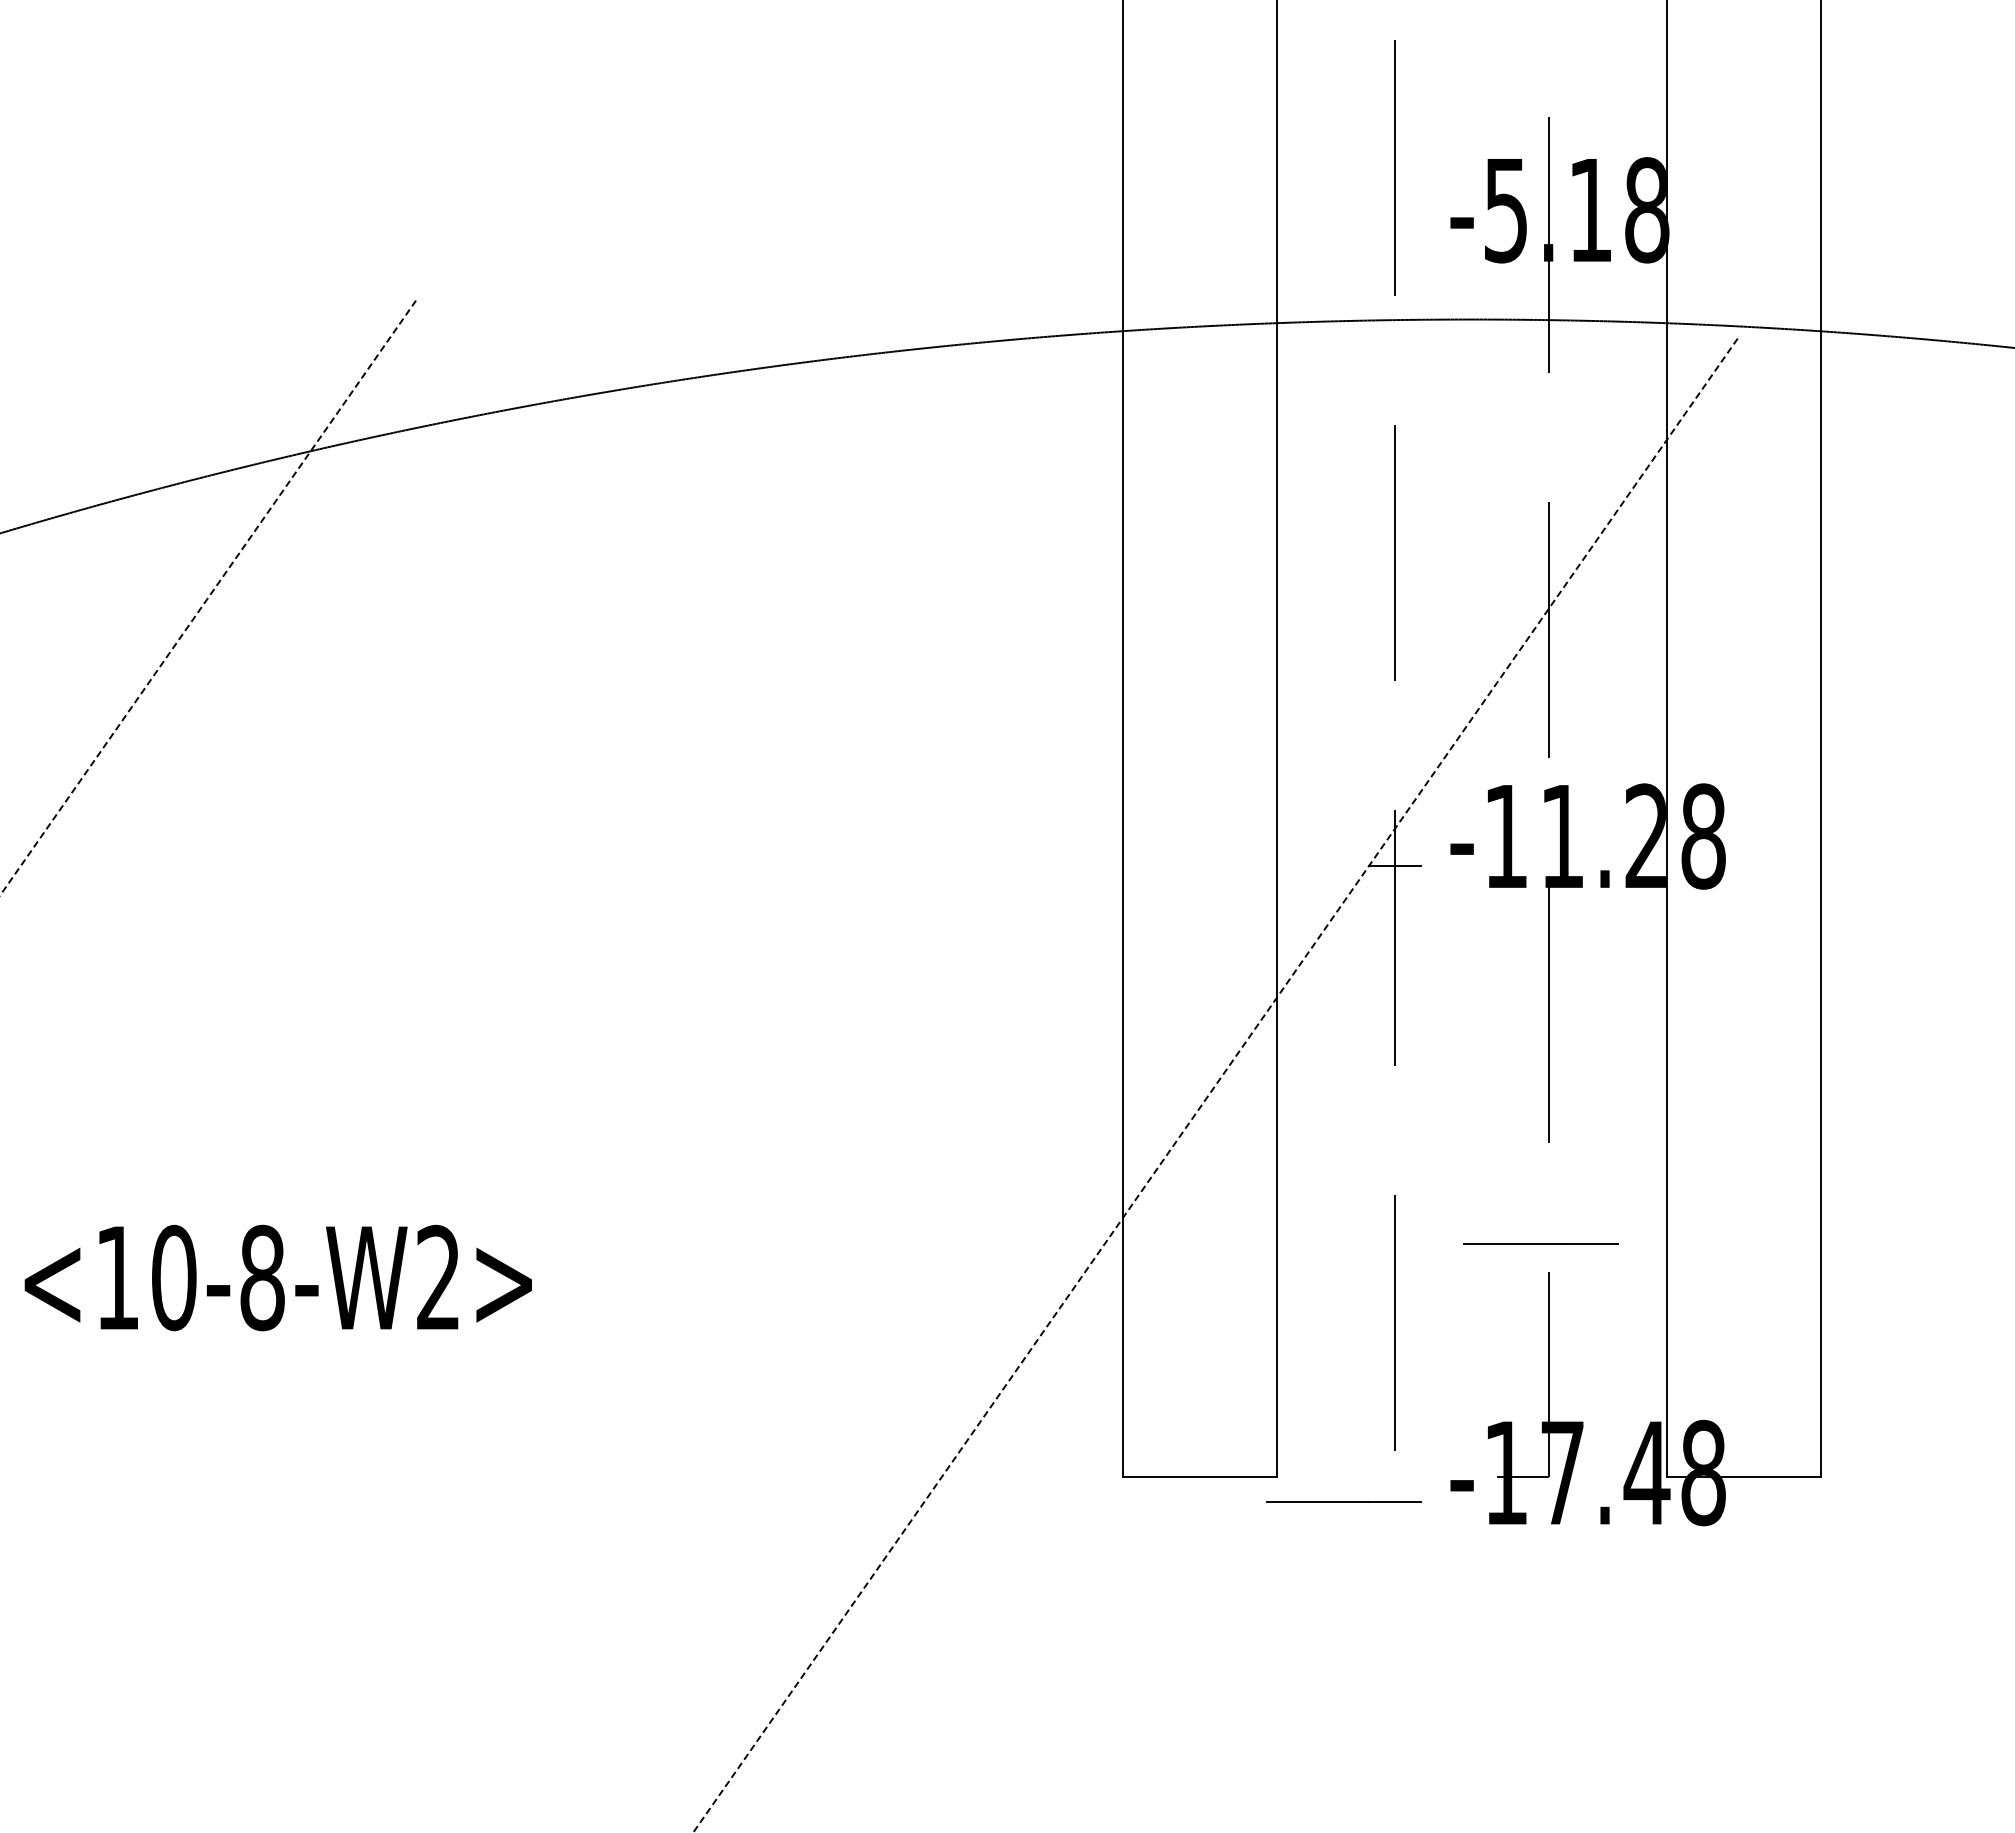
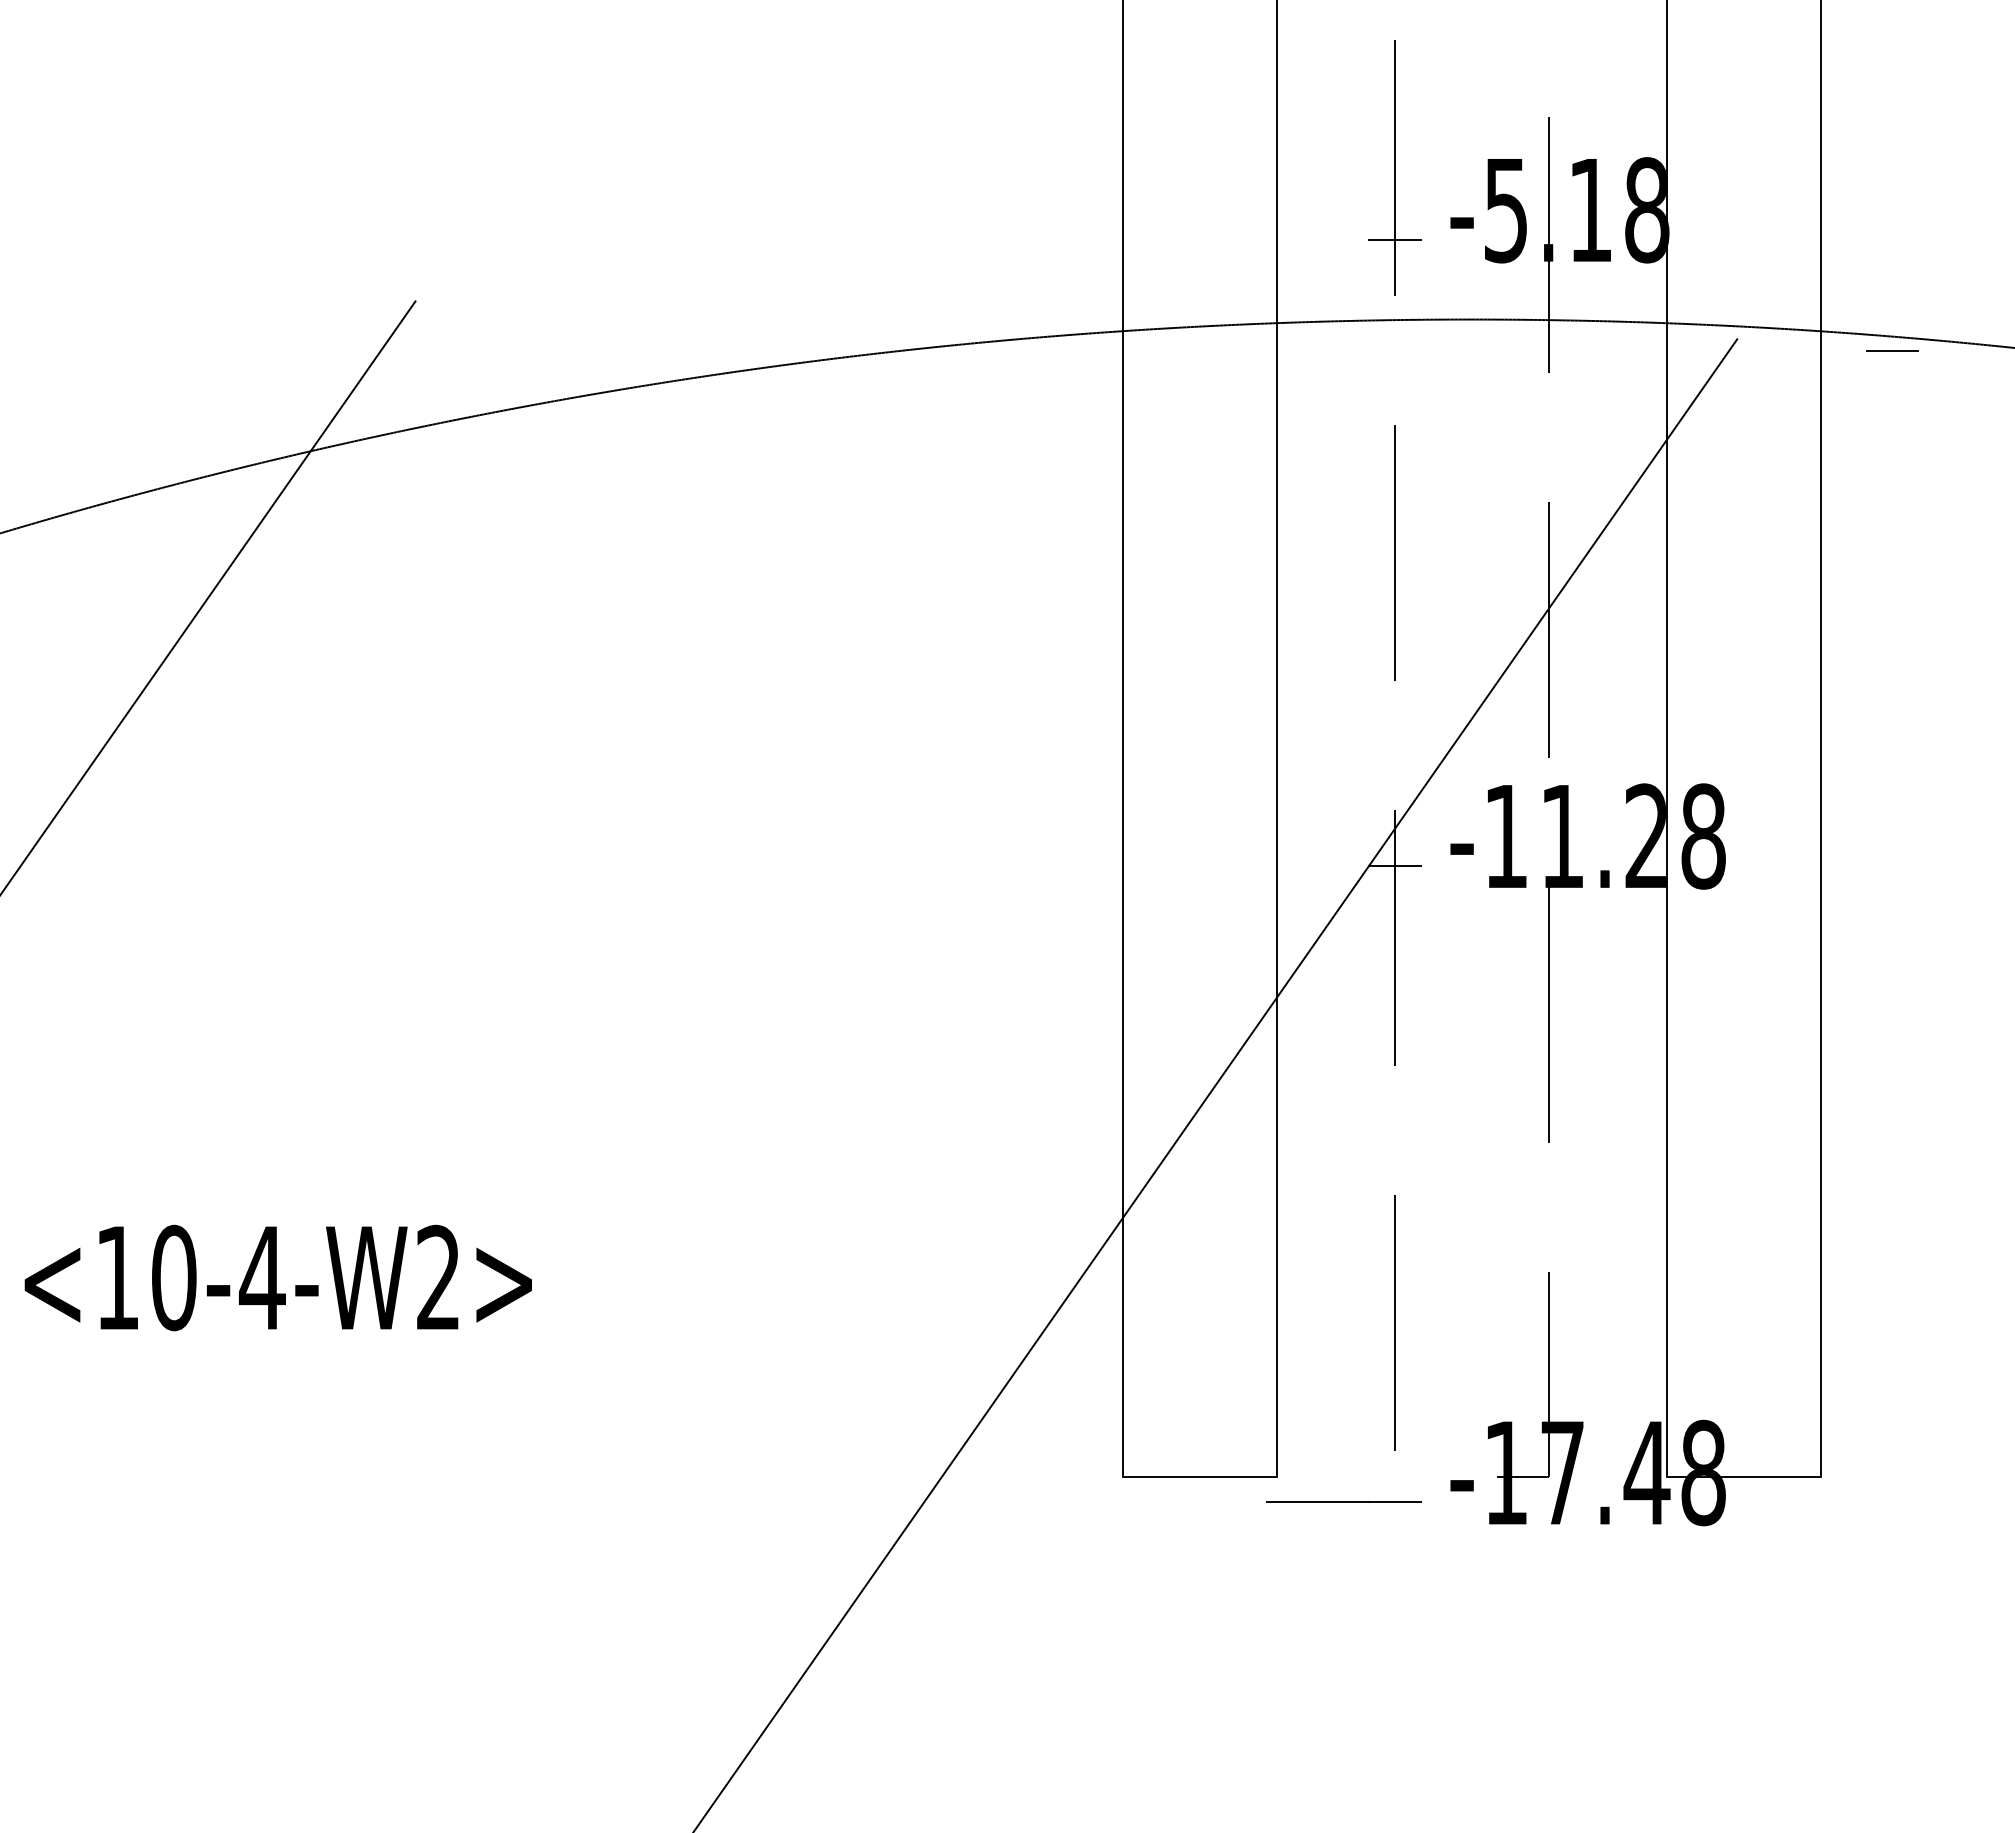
line: none -> present (1394, 239)
line: none -> present (1892, 350)
line: dashed -> solid (208, 598)
line: dashed -> solid (1215, 1085)
line: present -> none (1540, 1243)
text: <10-8-W2> -> <10-4-W2> (261, 1277)
